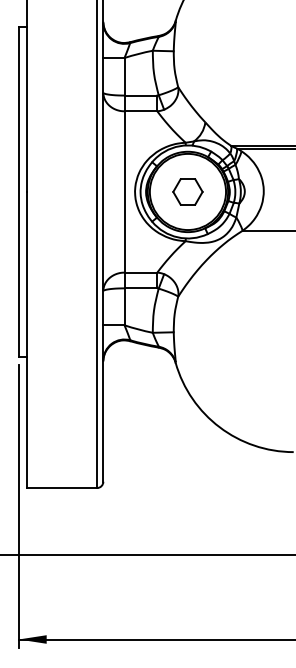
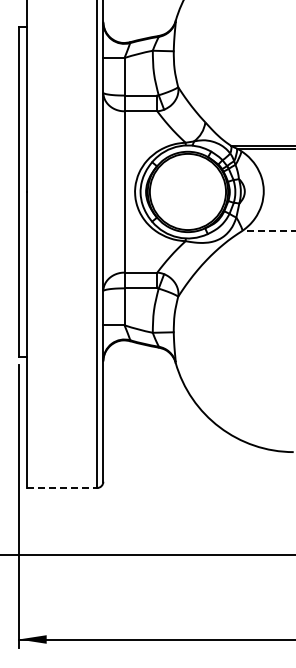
part: present -> none (187, 191)
line: solid -> dashed (268, 230)
line: solid -> dashed (62, 488)
